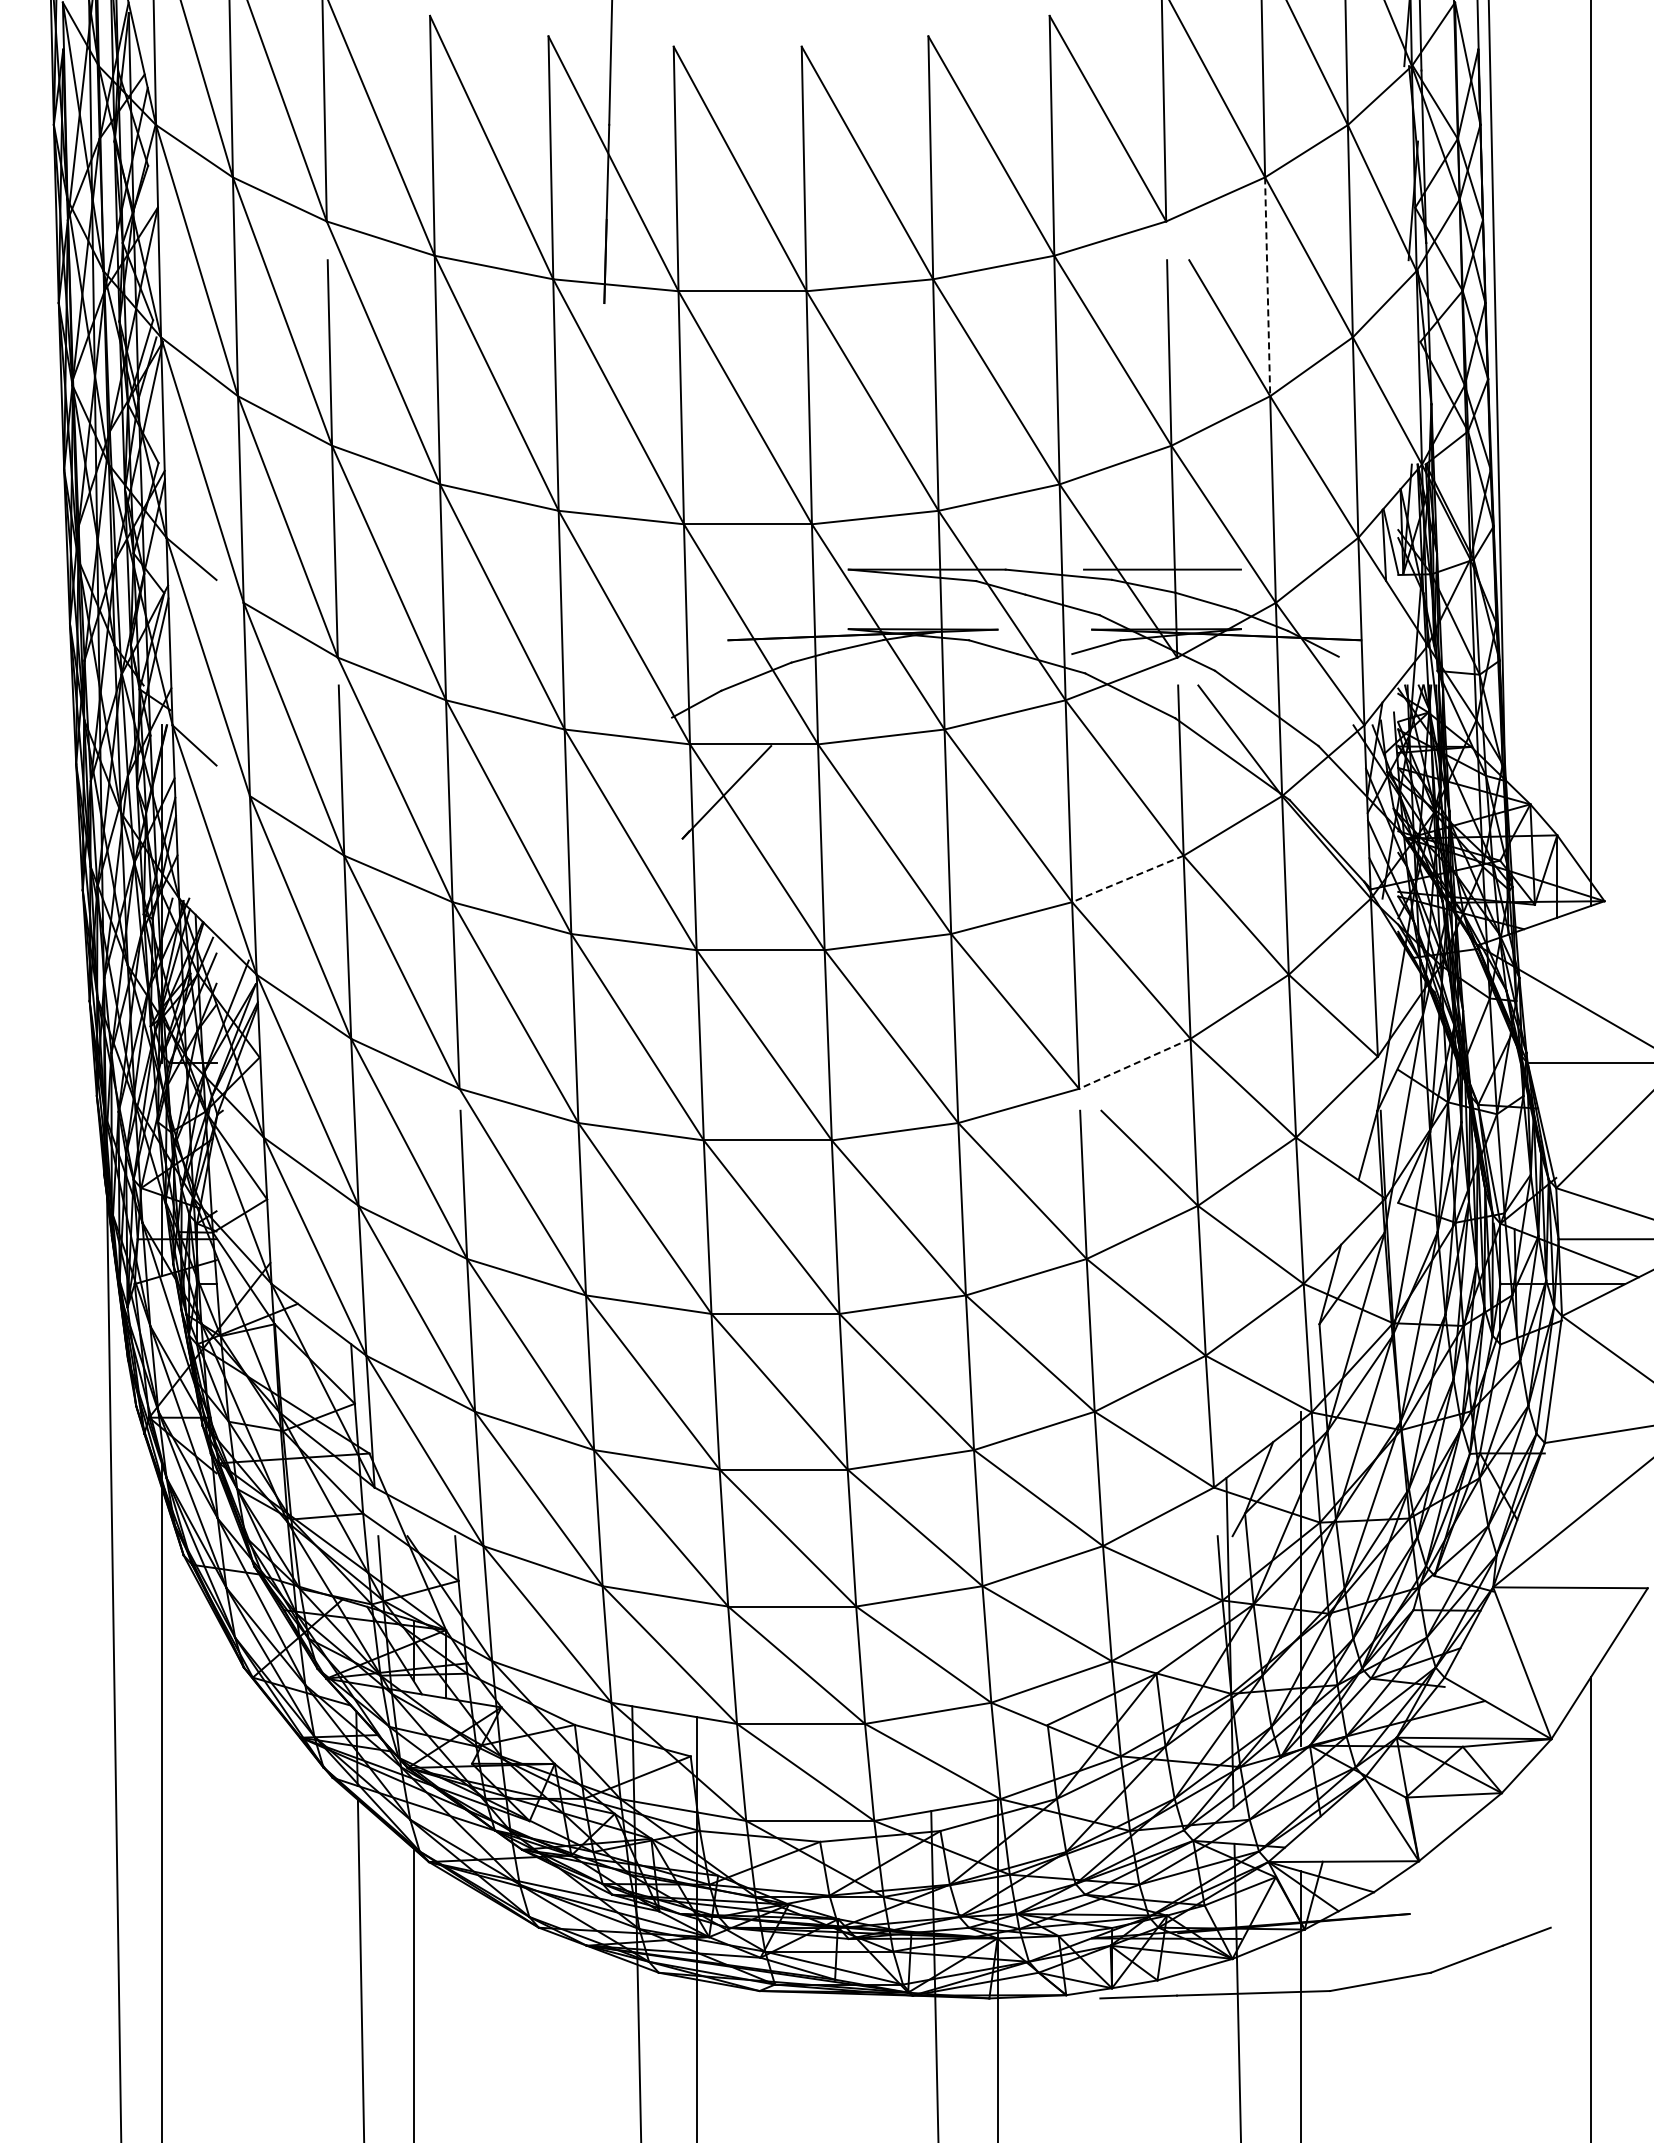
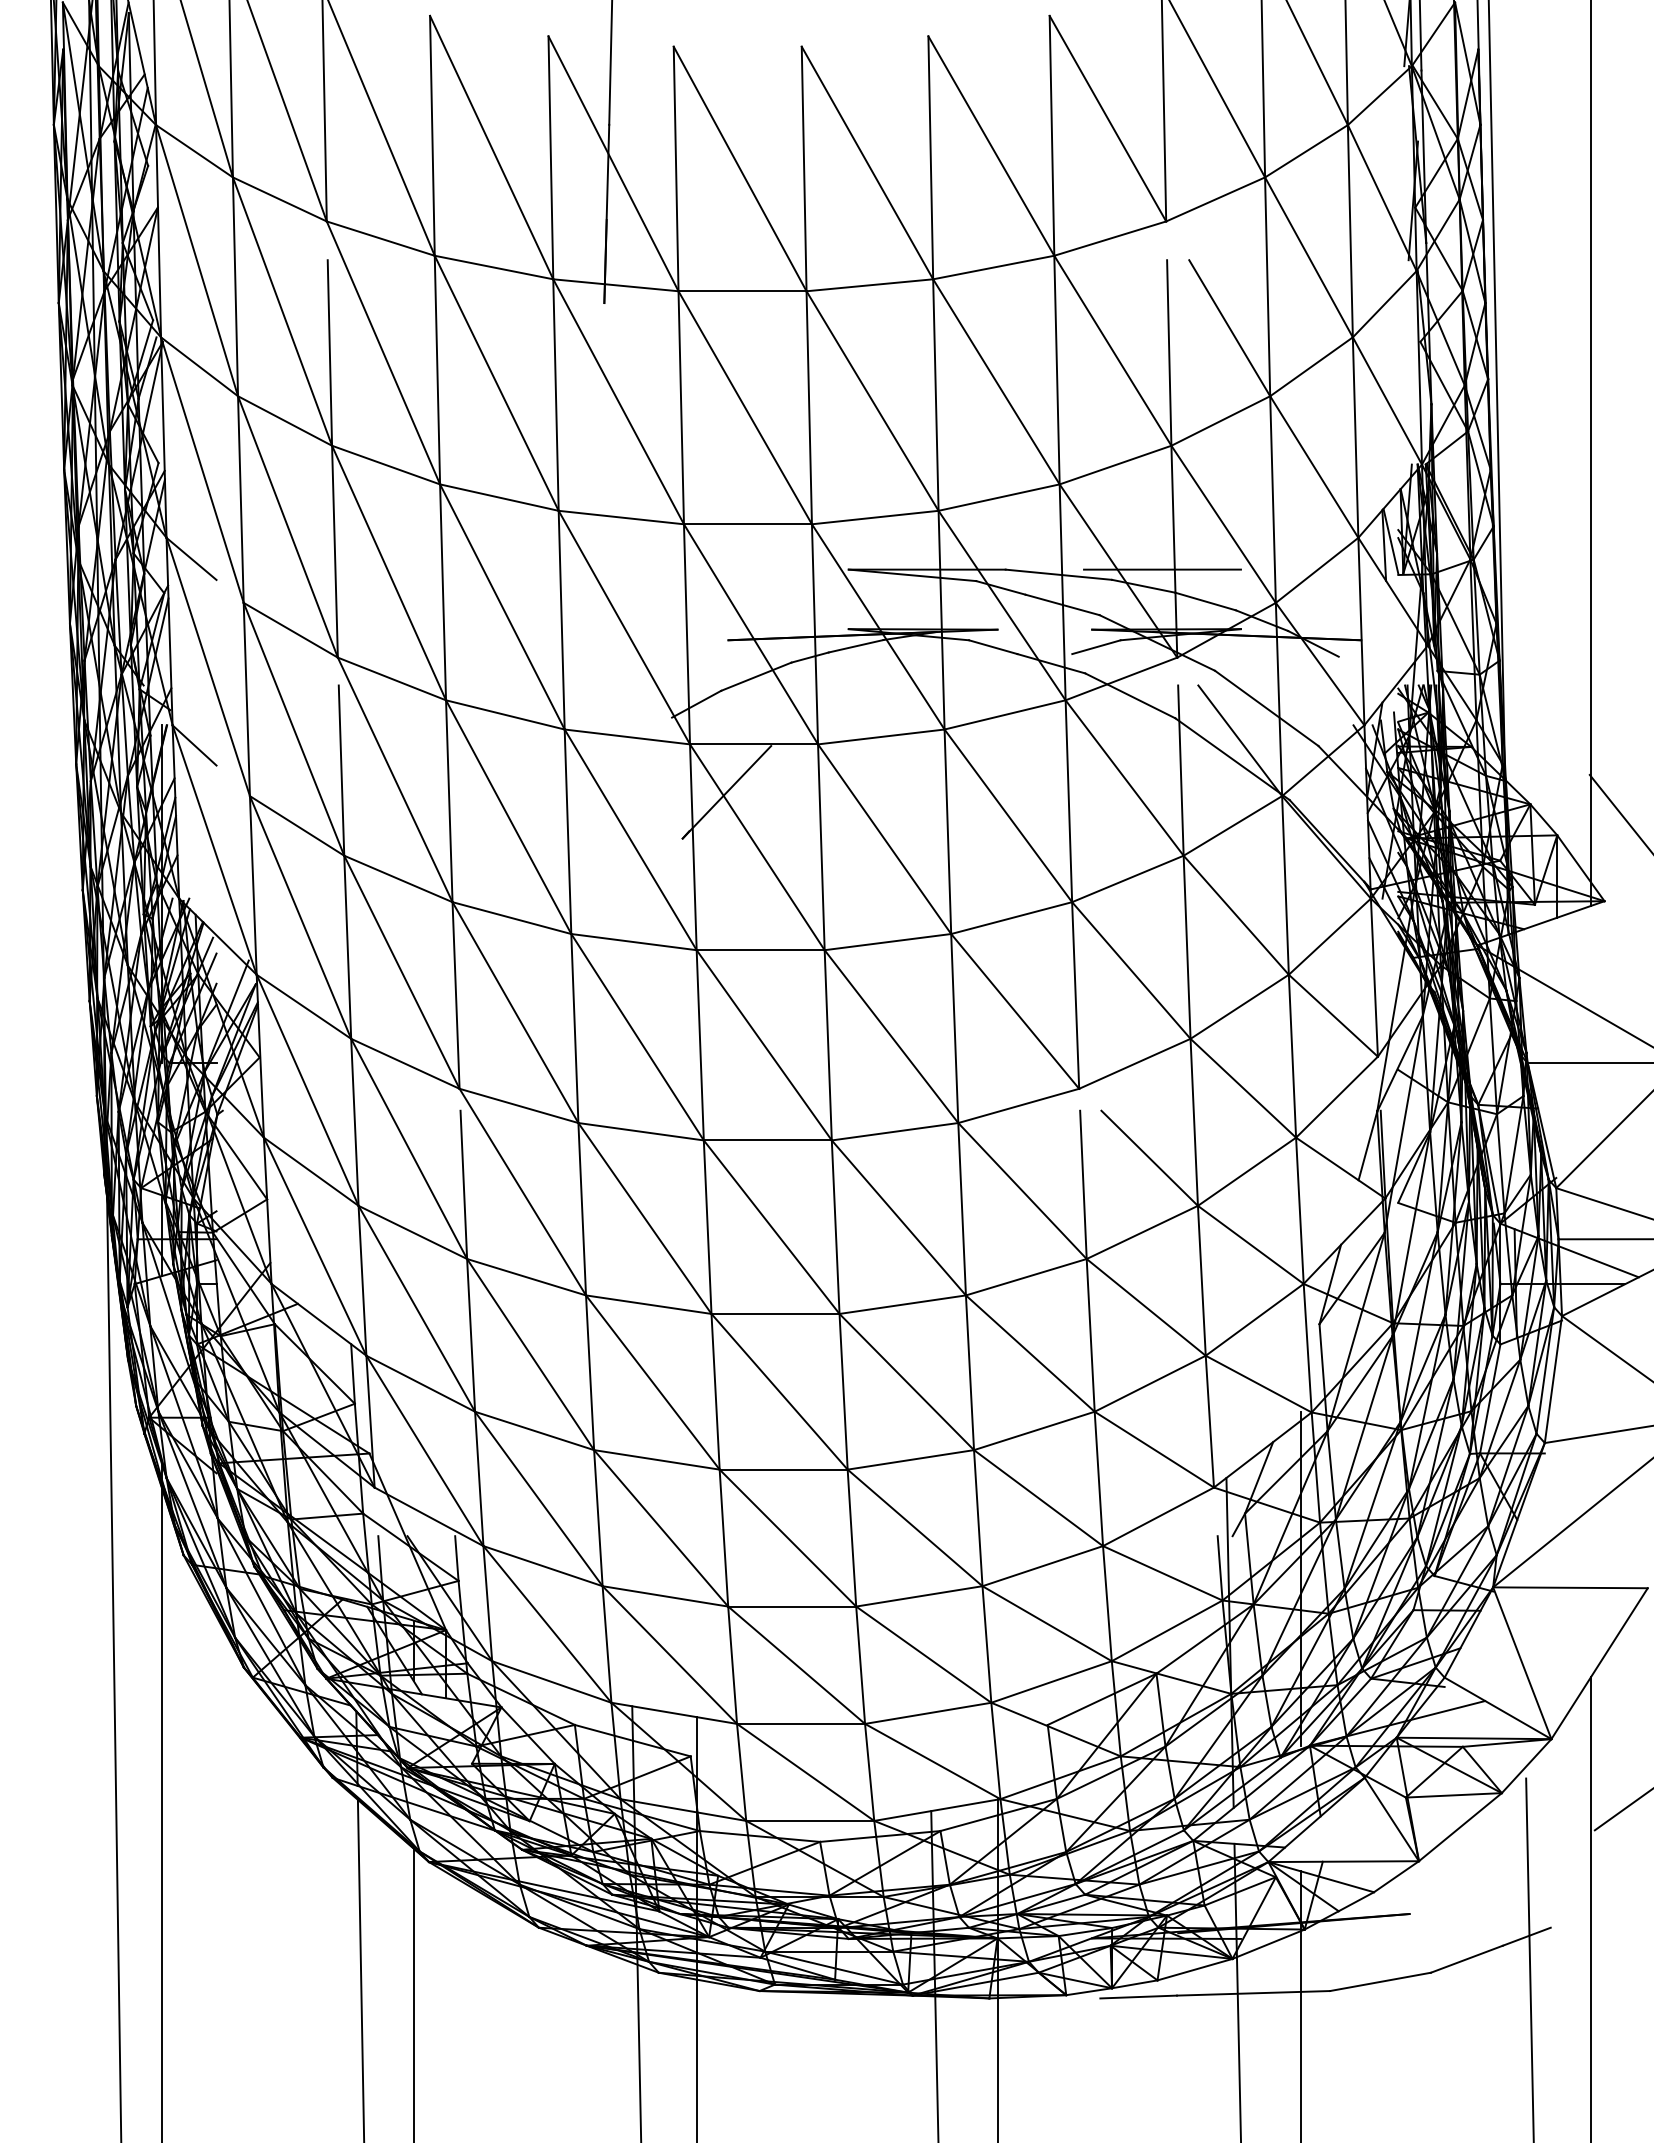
line: dashed -> solid (1267, 287)
line: none -> present (1619, 812)
line: dashed -> solid (1127, 879)
line: dashed -> solid (1134, 1064)
line: none -> present (1622, 1810)
line: none -> present (1529, 1958)
